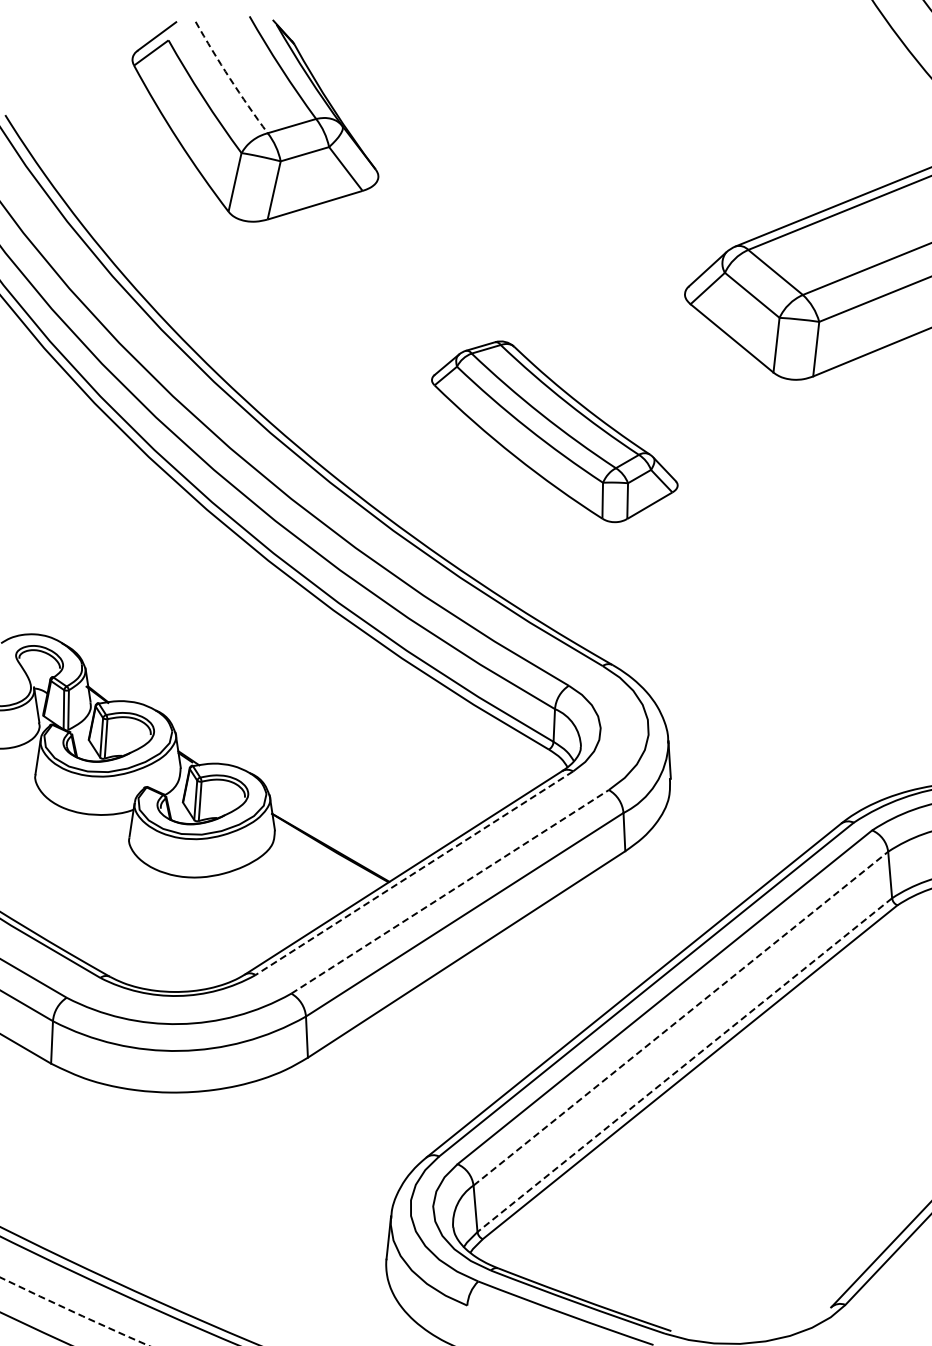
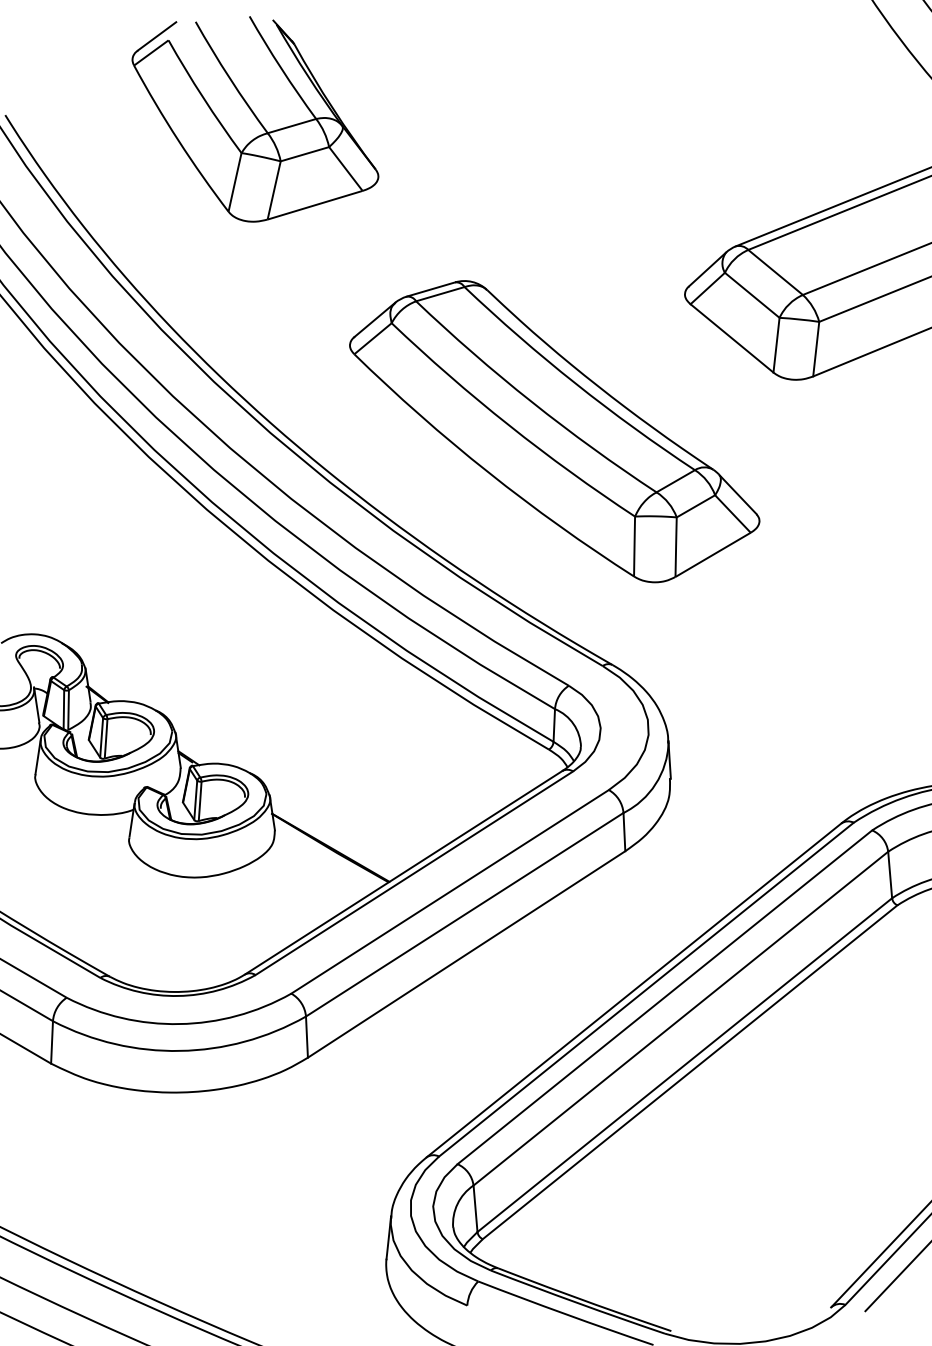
arc: dashed -> solid (230, 78)
part size: 248x184 px -> 412x304 px (554, 431)
line: dashed -> solid (414, 873)
line: dashed -> solid (450, 891)
line: dashed -> solid (681, 1018)
line: dashed -> solid (684, 1065)
line: none -> present (896, 1277)
arc: dashed -> solid (74, 1312)
